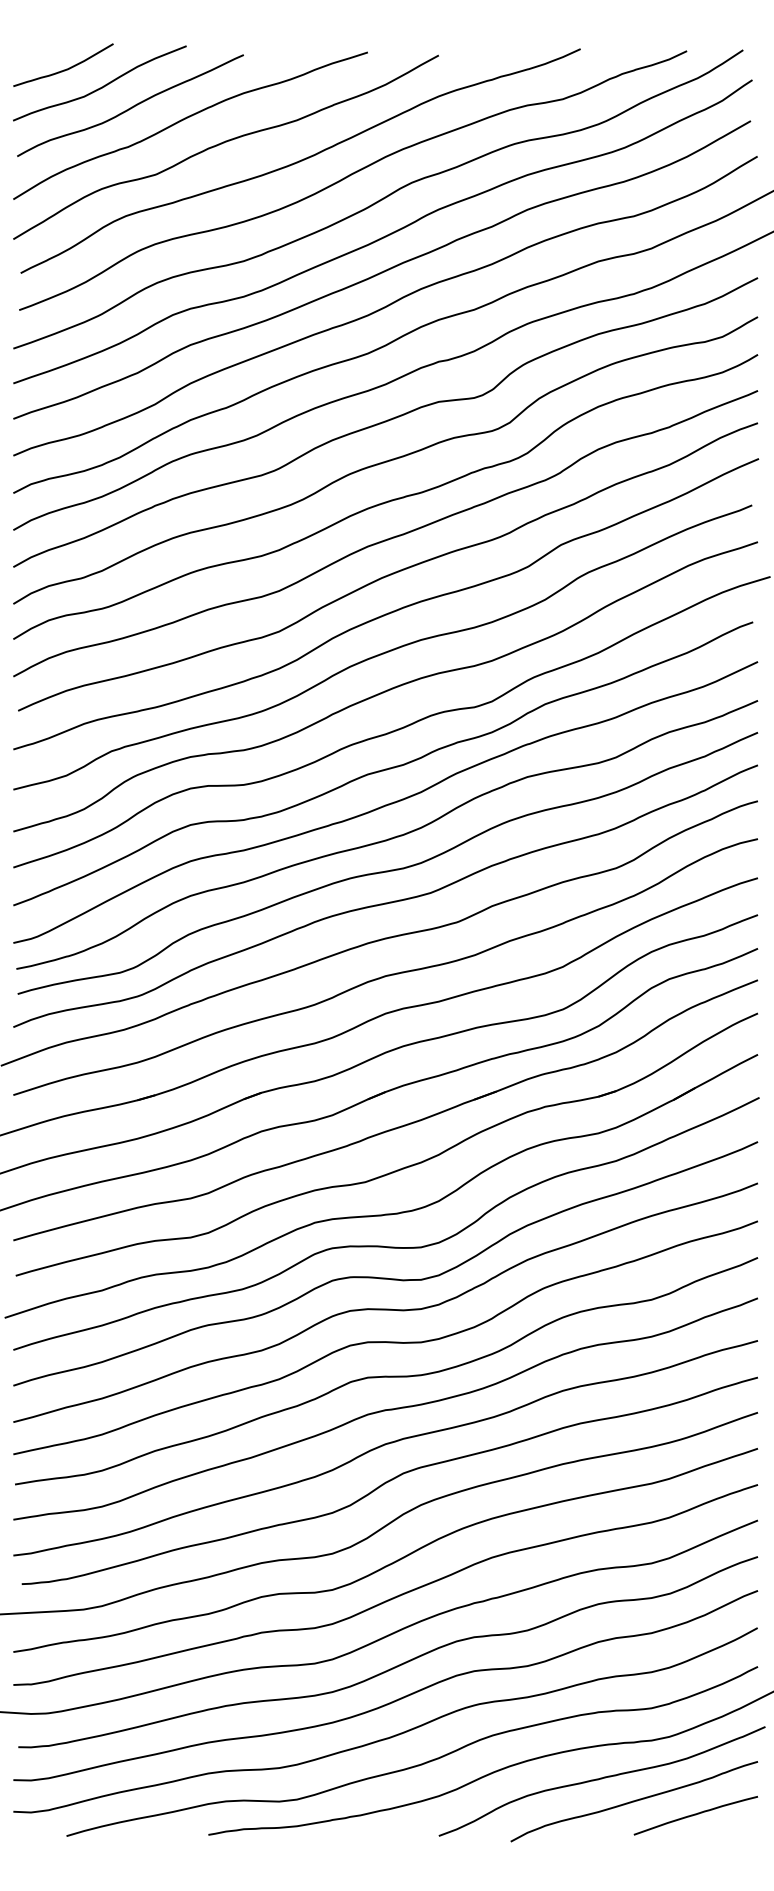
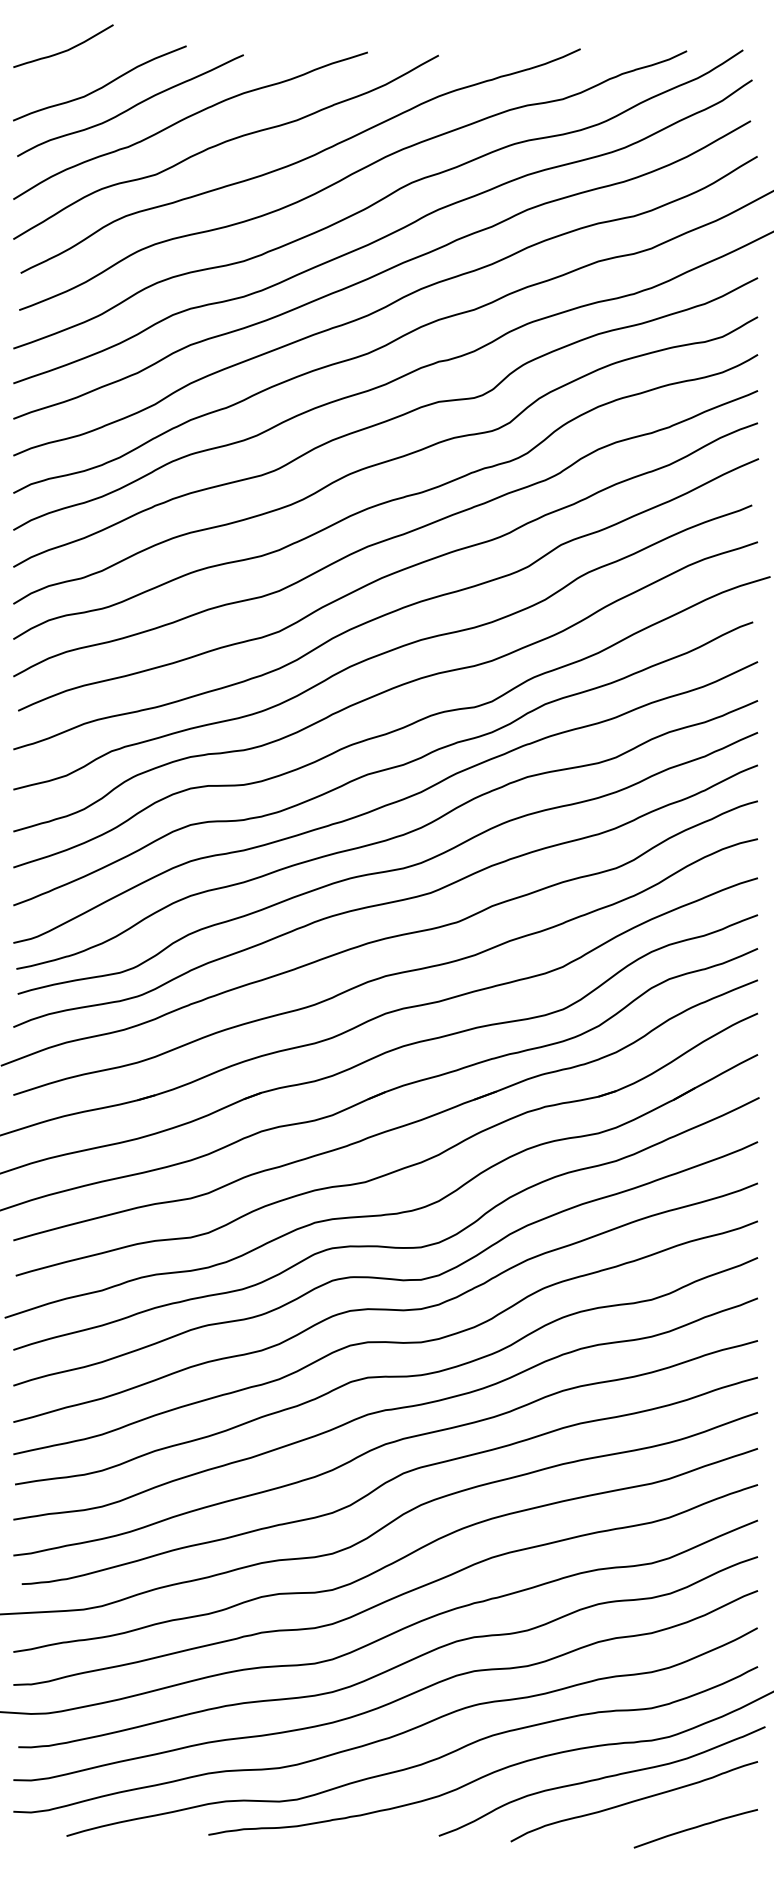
curve position: (66, 68) -> (66, 49) (66, 49)
curve position: (695, 1815) -> (695, 1828) (695, 1828)
